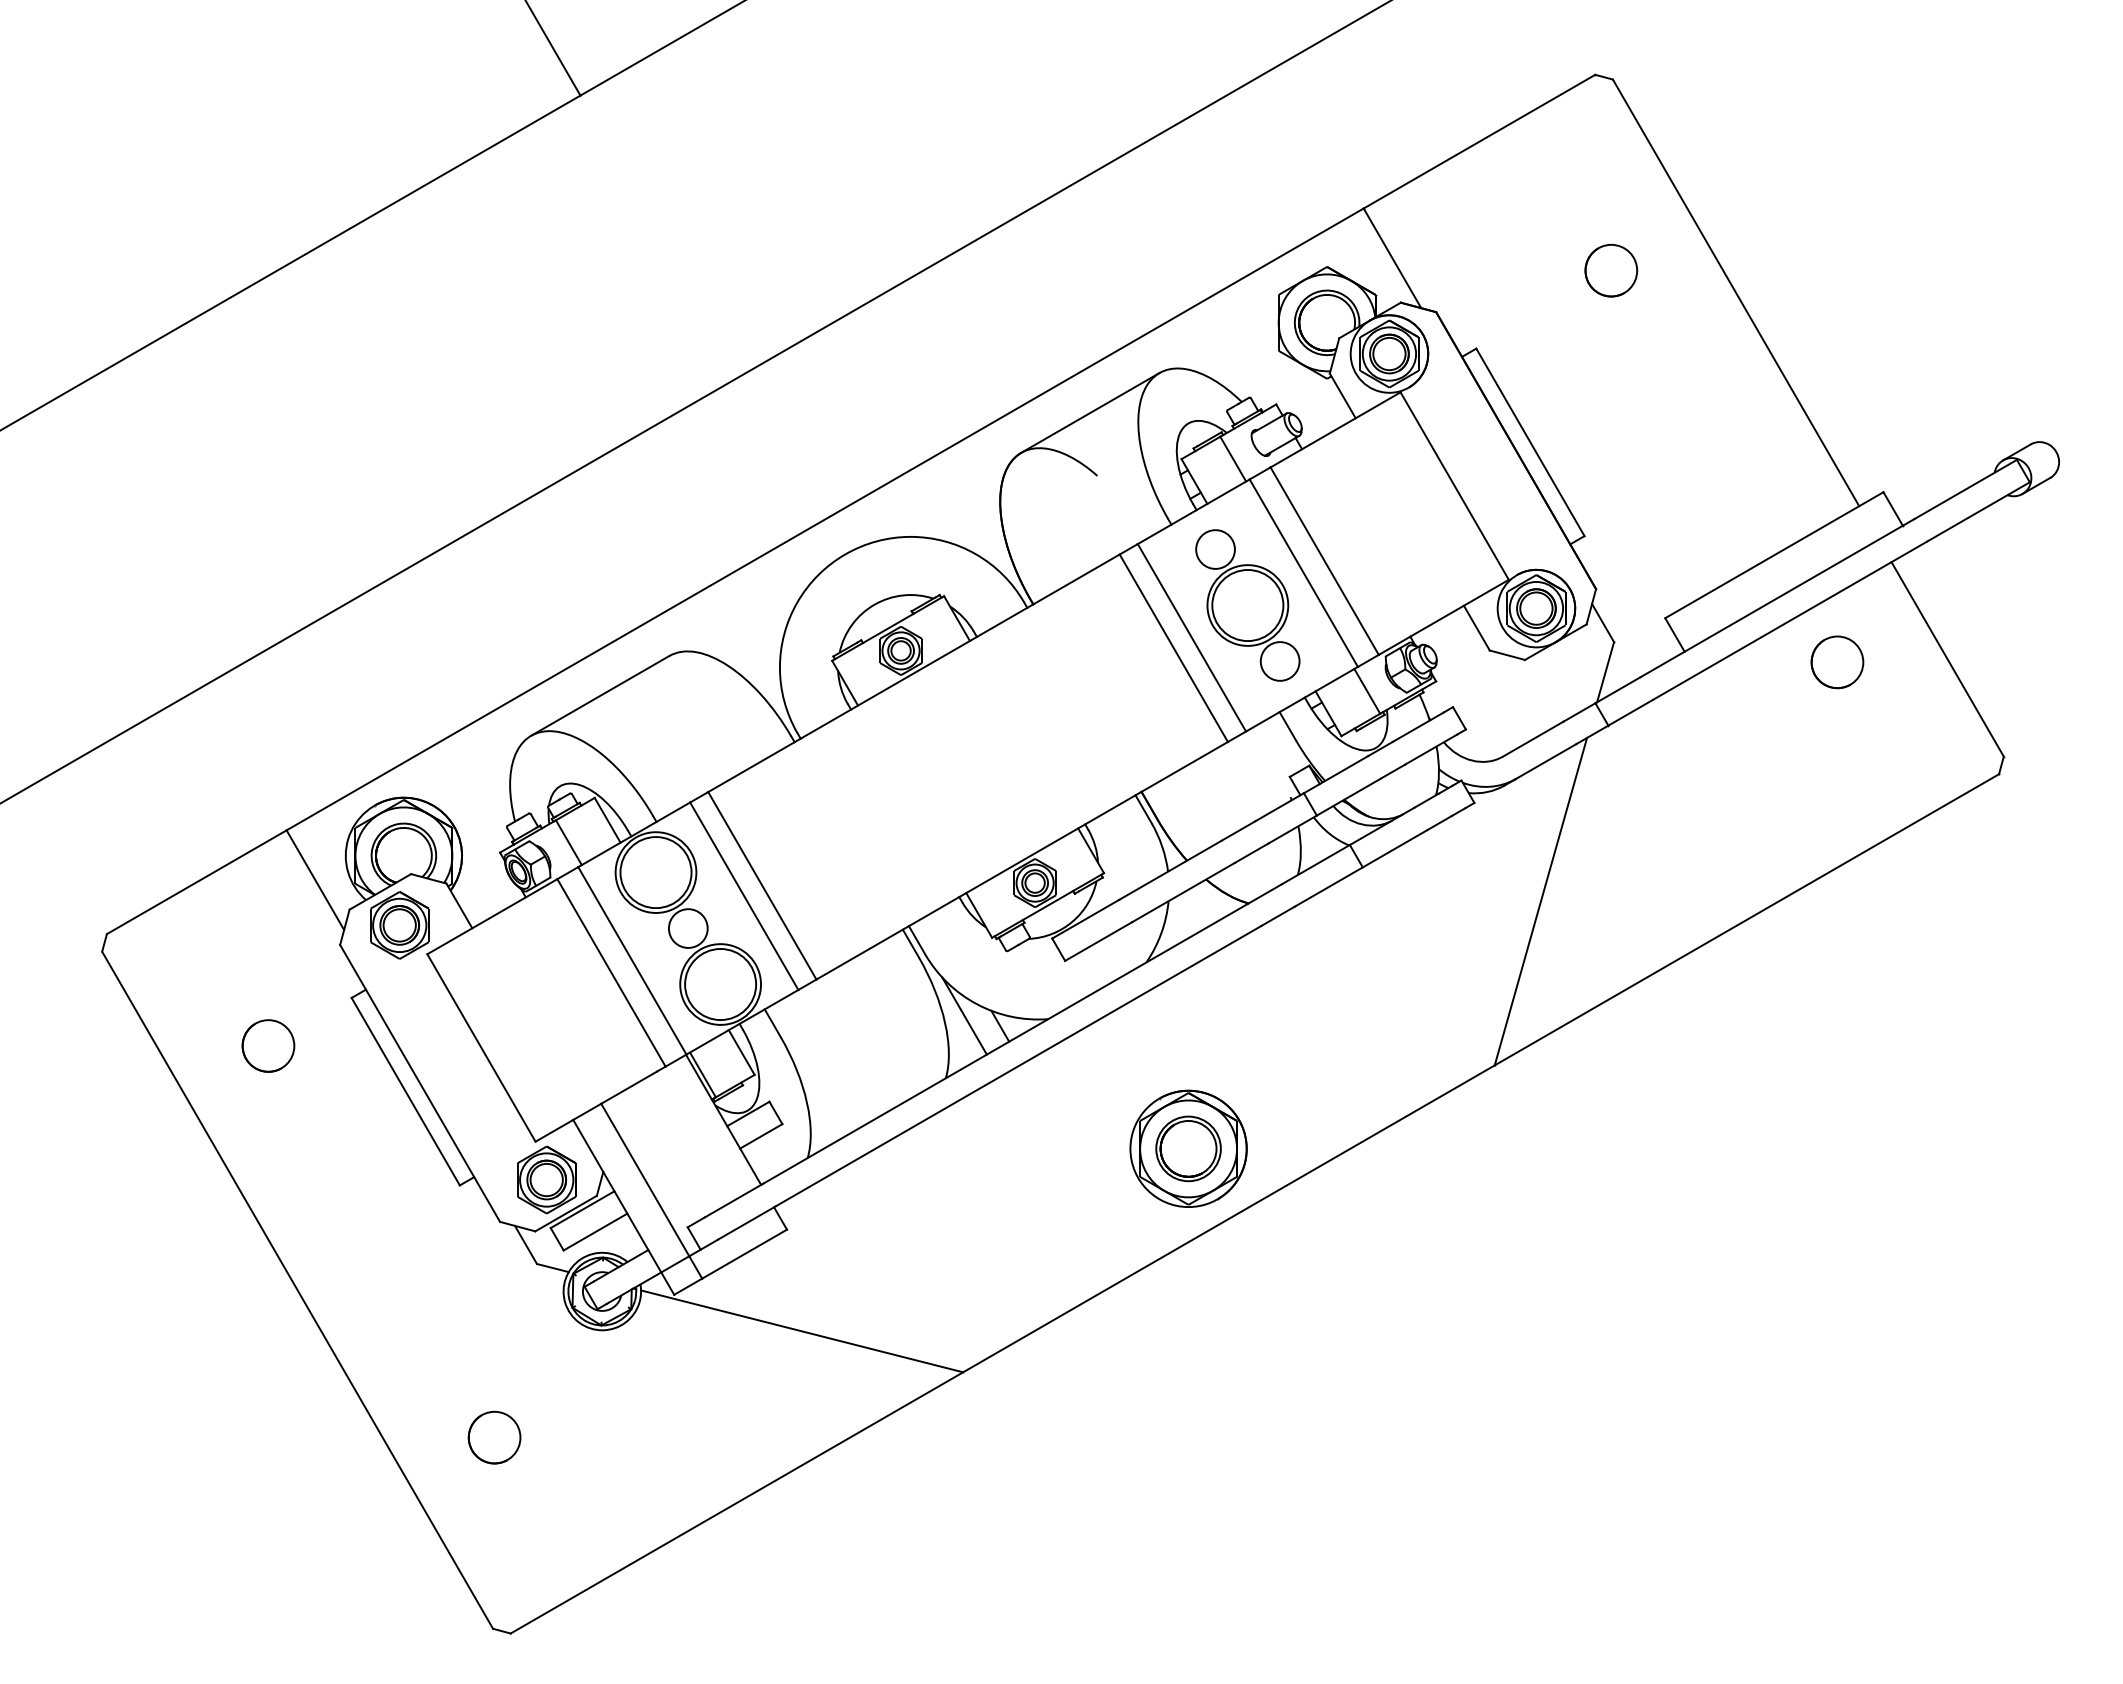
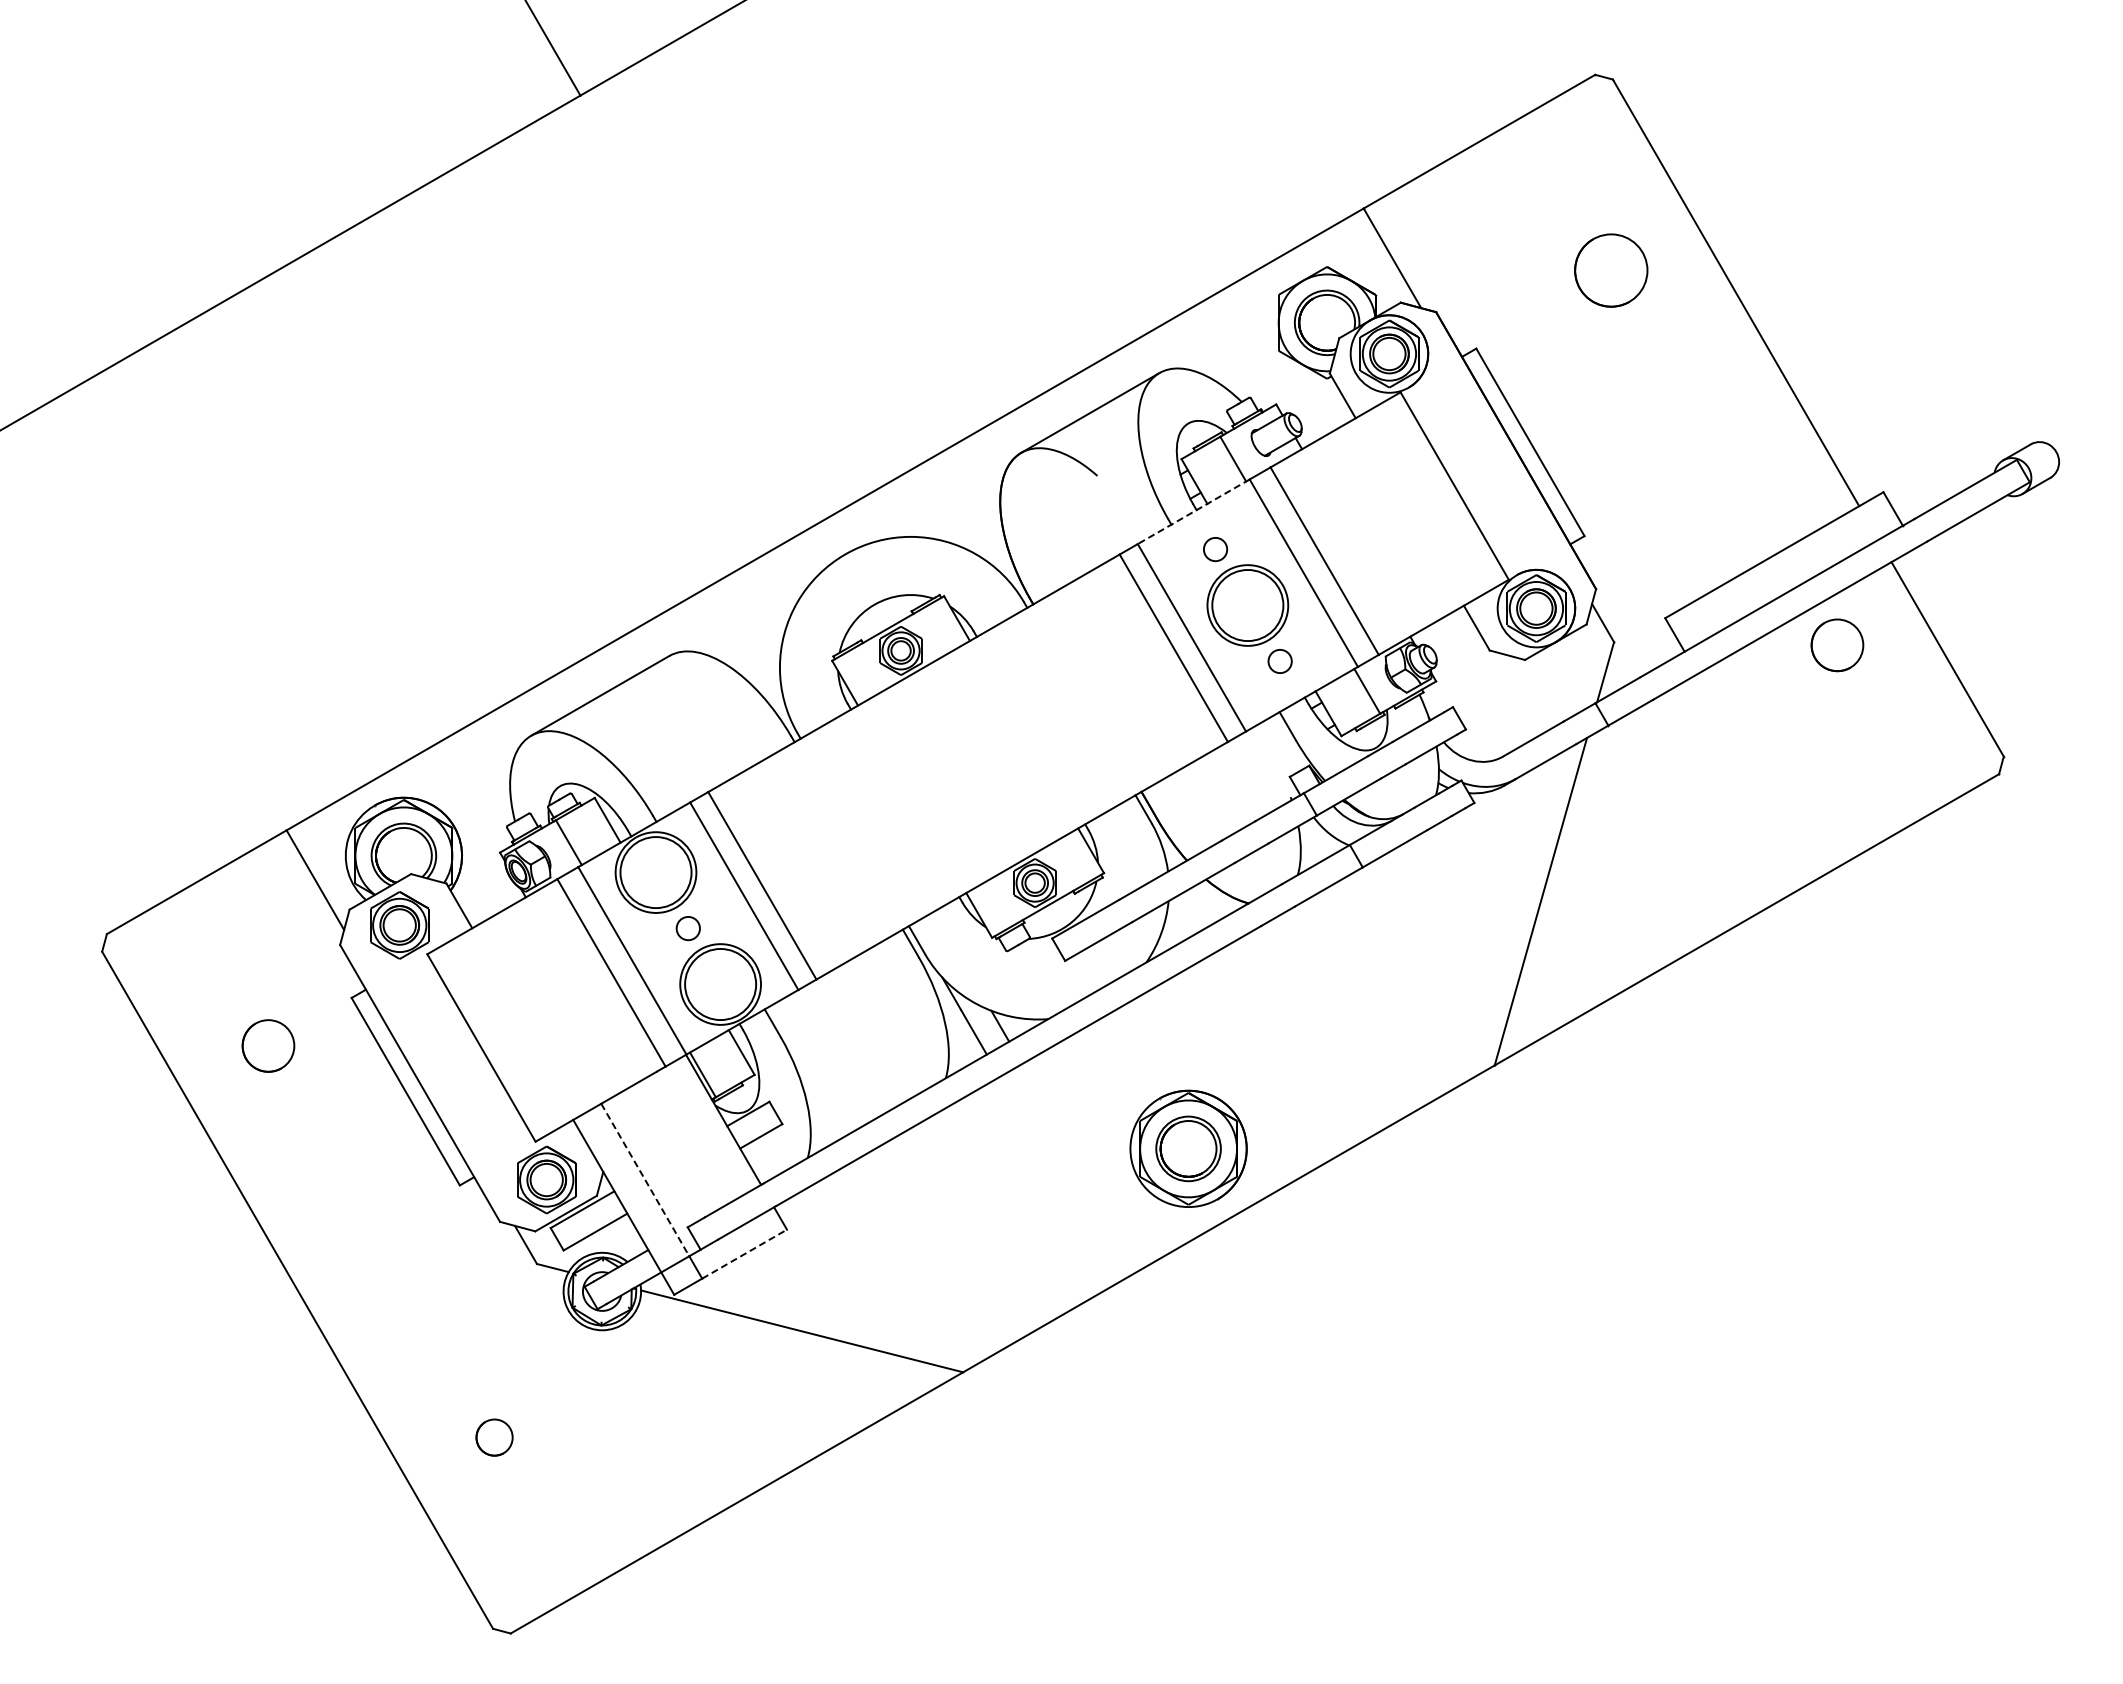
part size: 55x54 px -> 75x75 px (1611, 270)
line: present -> none (694, 402)
line: solid -> dashed (1193, 511)
circle diameter: 39 px -> 23 px (1215, 549)
circle diameter: 39 px -> 23 px (1279, 661)
part position: (1837, 662) -> (1837, 645) (1837, 645)
circle diameter: 39 px -> 23 px (687, 928)
line: solid -> dashed (645, 1180)
line: solid -> dashed (744, 1254)
part size: 55x55 px -> 39x39 px (494, 1437)
